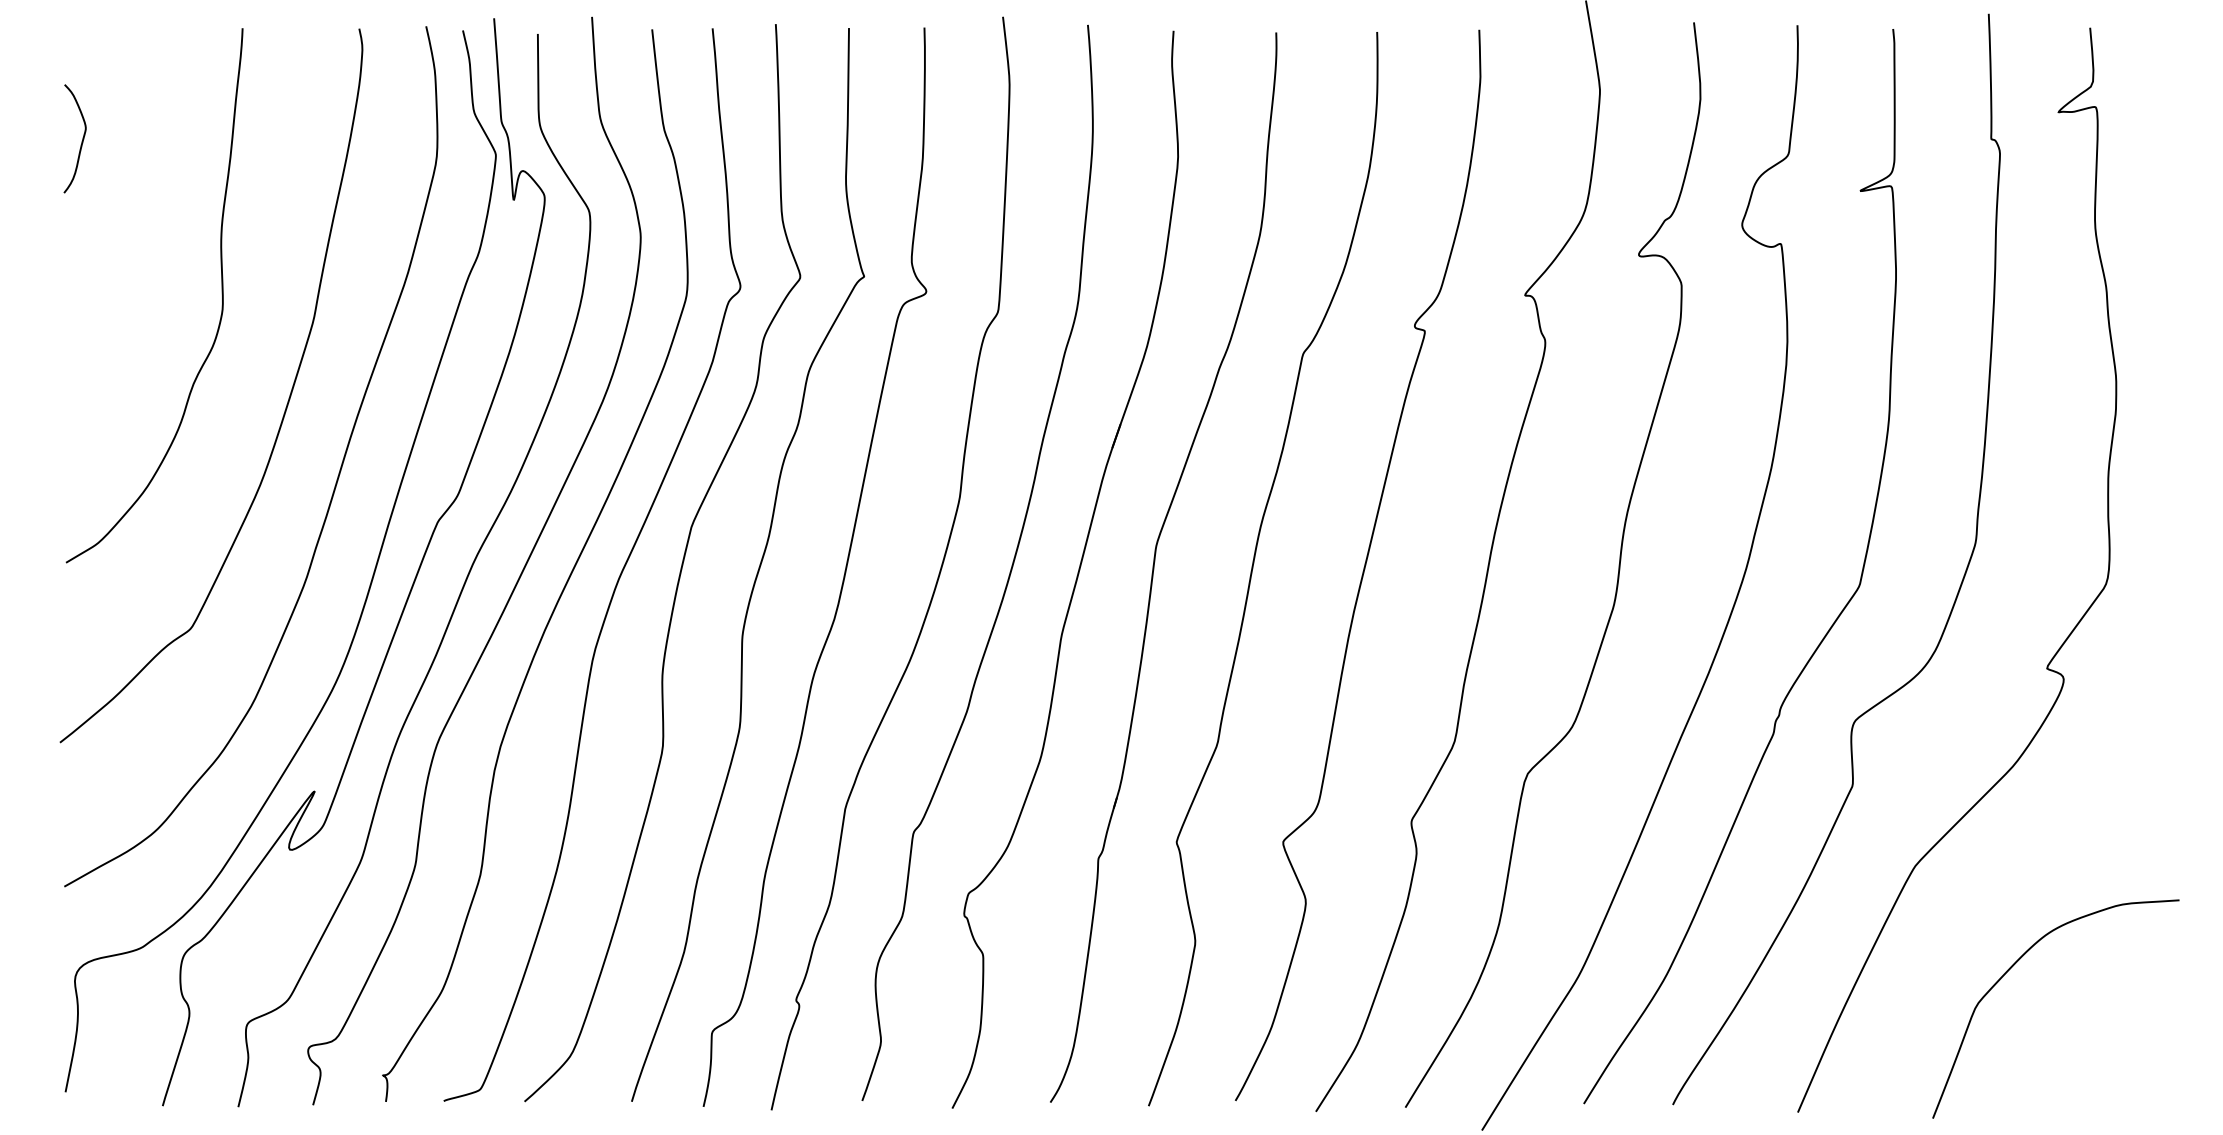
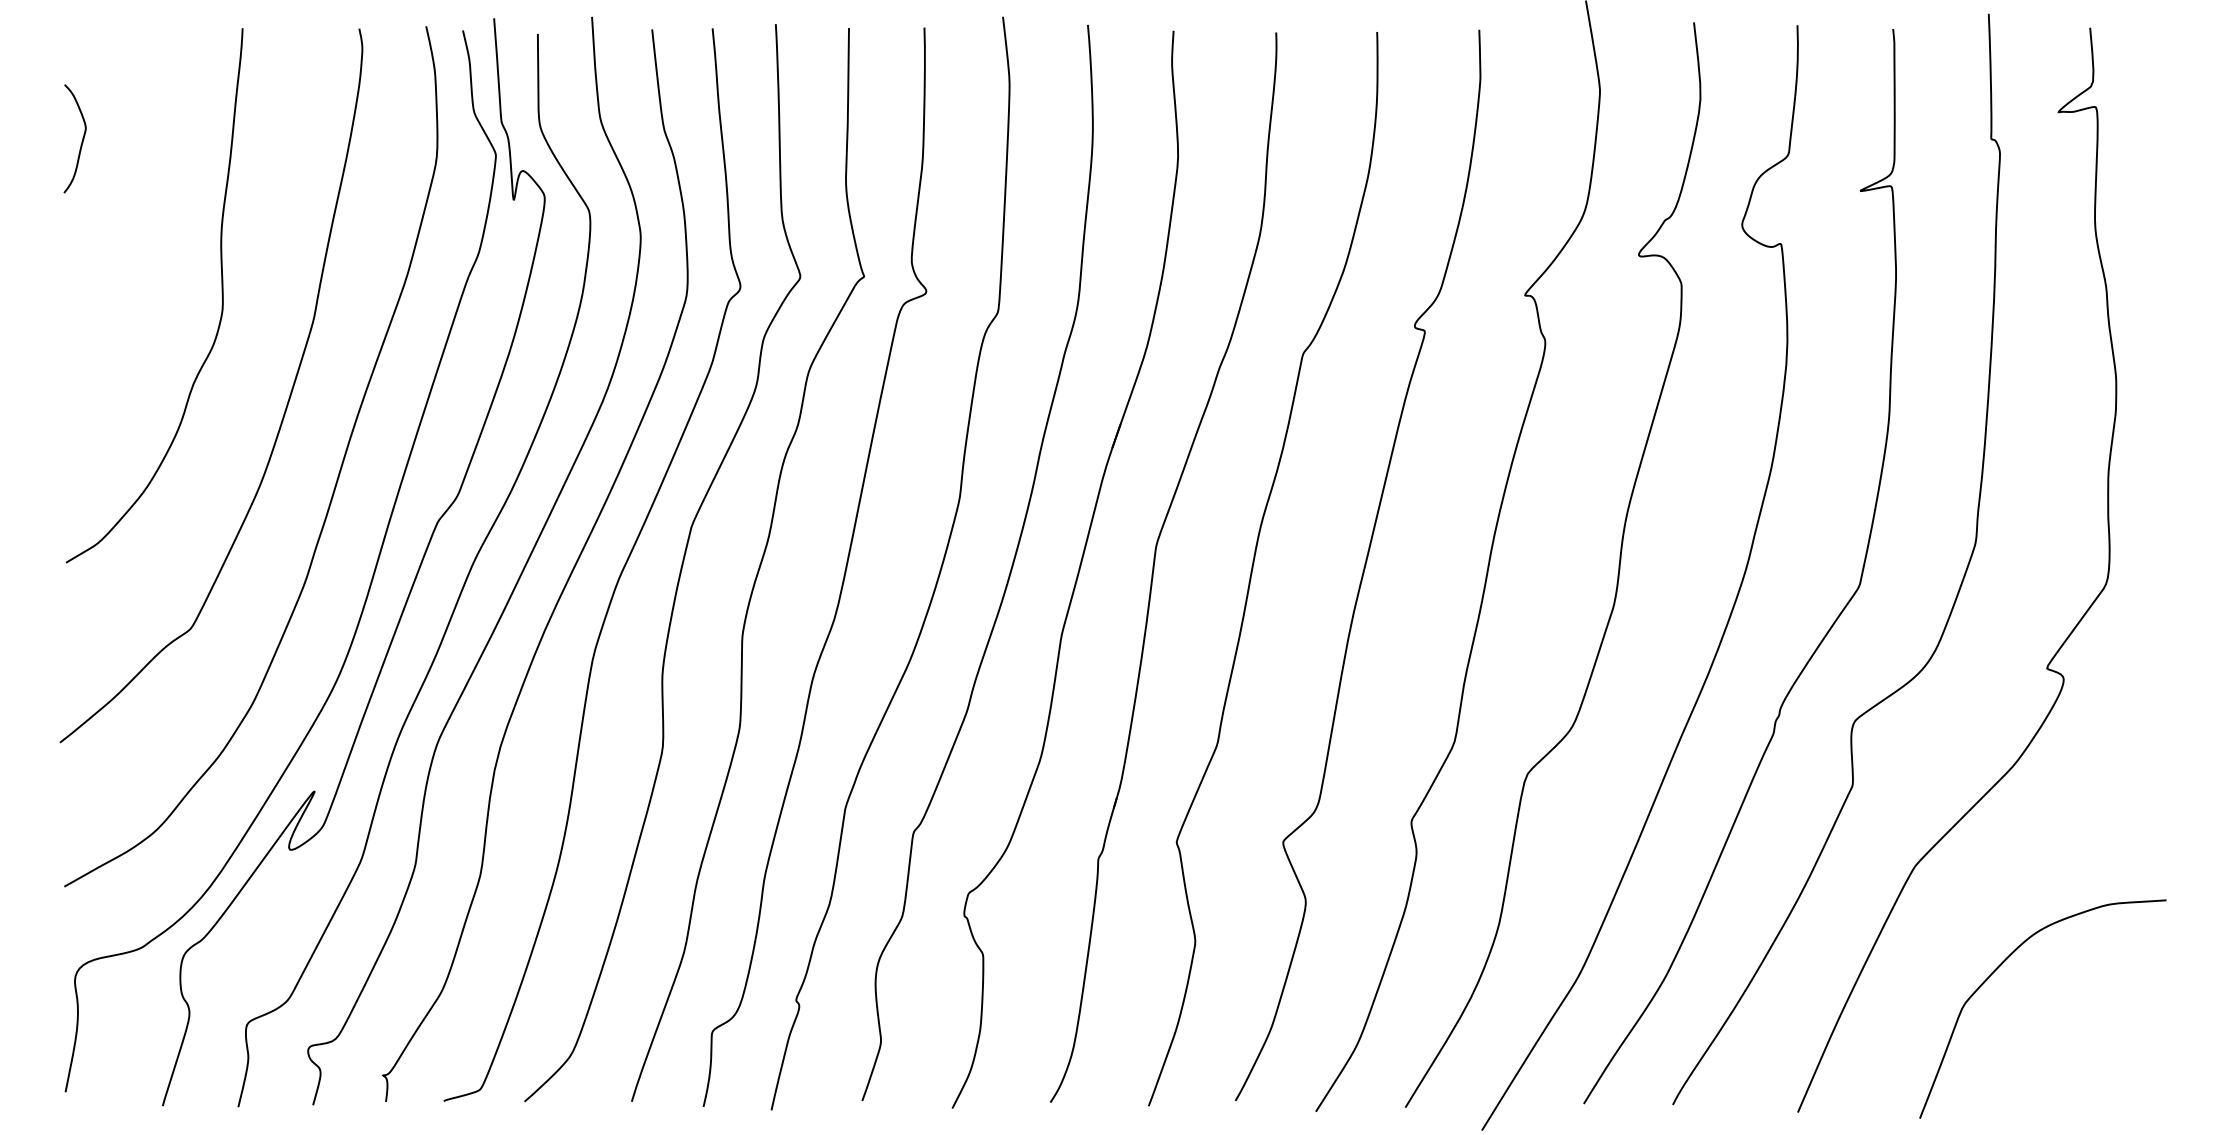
curve position: (2013, 966) -> (2000, 966) (2000, 966)
